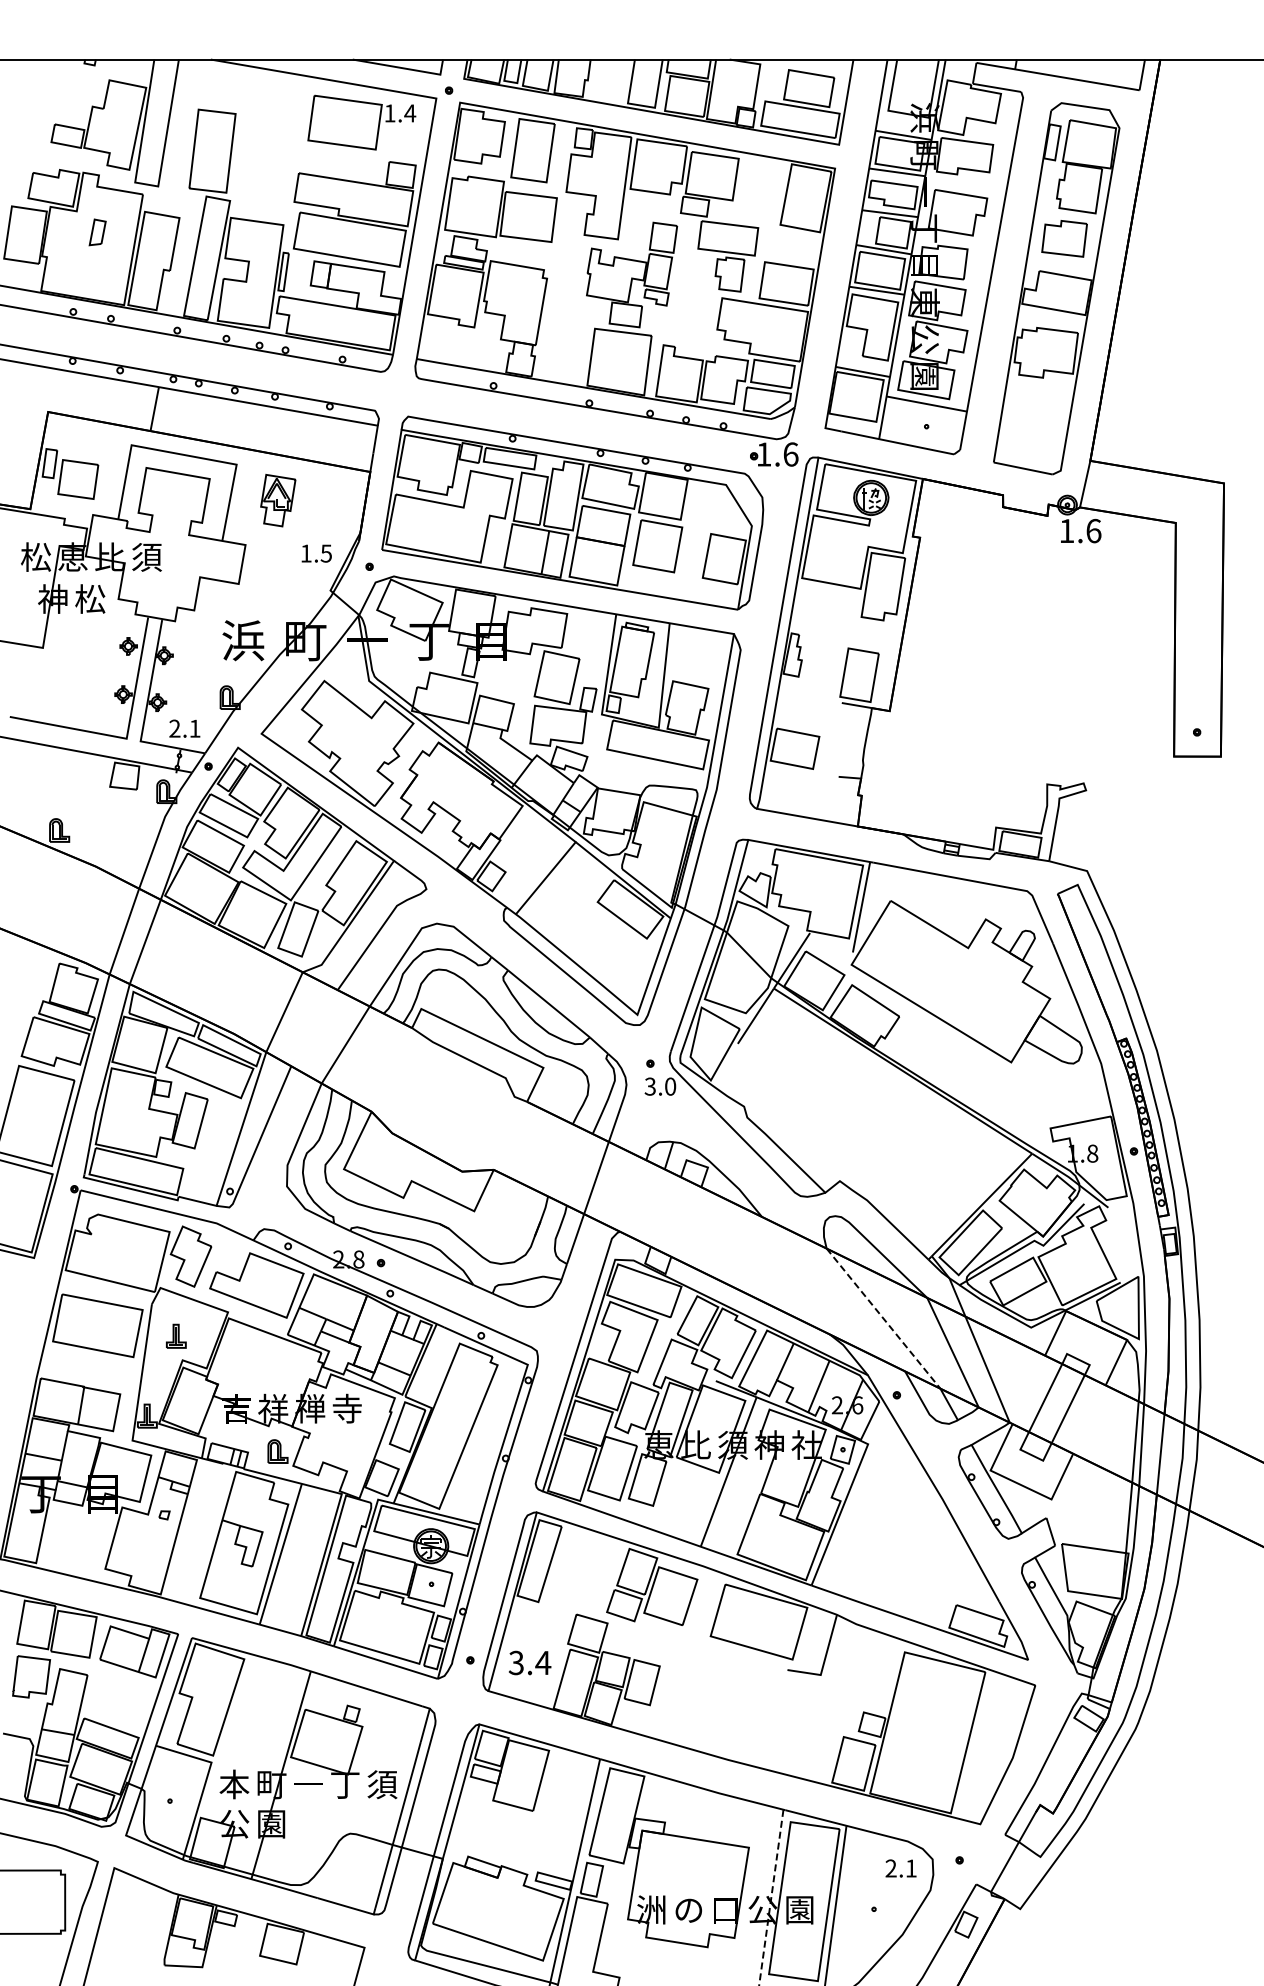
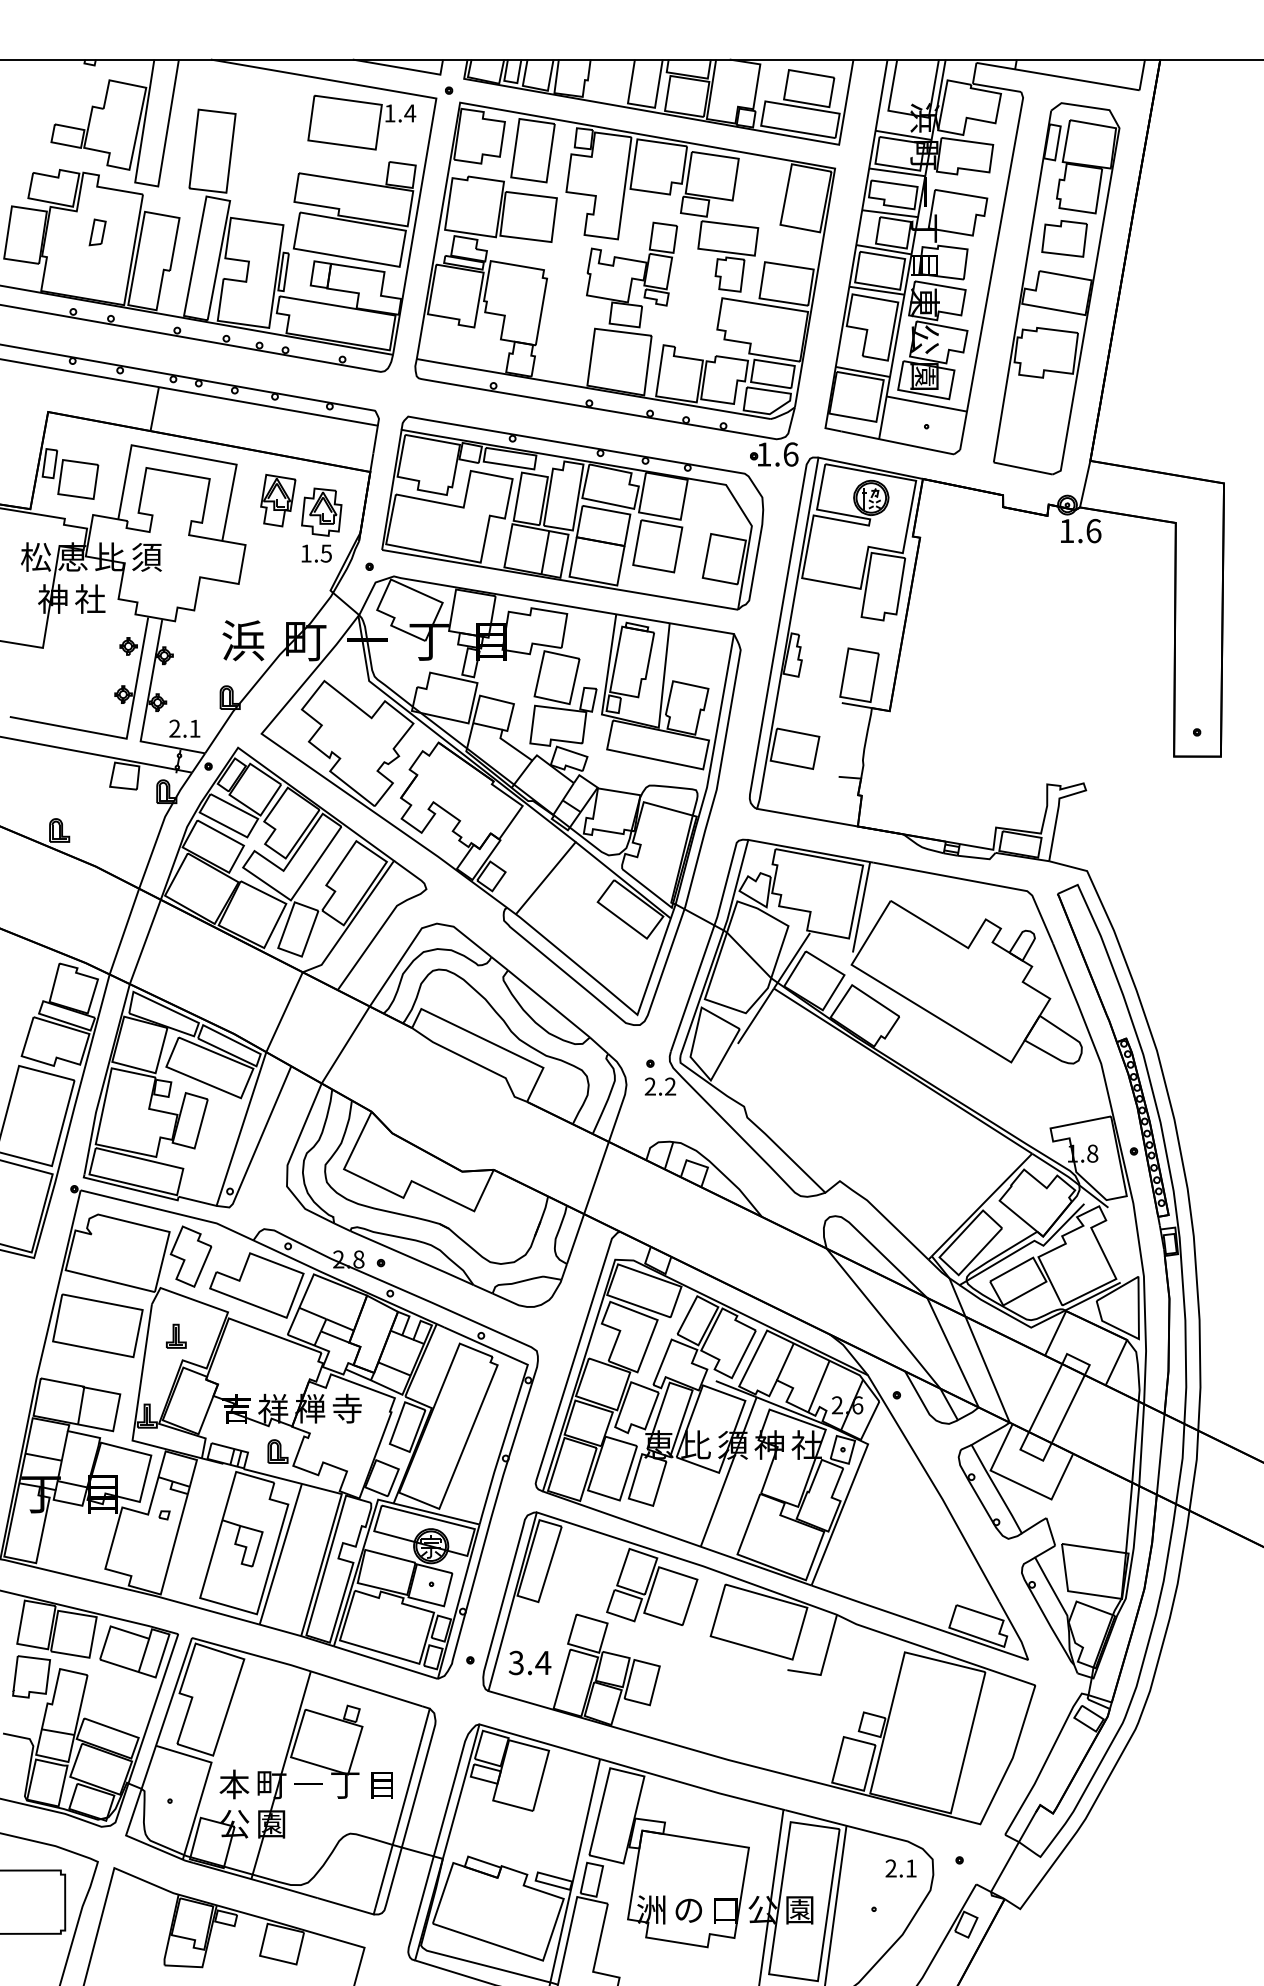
part: none -> present (321, 511)
text: 松 -> 社 (90, 598)
text: 3.0 -> 2.2 (660, 1086)
line: dashed -> solid (883, 1319)
text: 須 -> 目 (382, 1784)
line: dashed -> solid (771, 1897)
